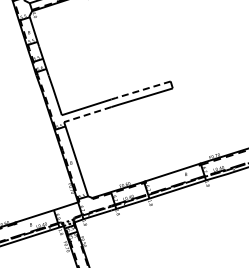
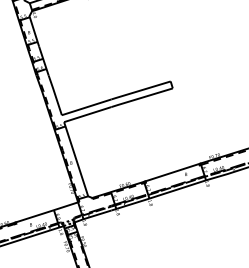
line: dashed -> solid (140, 90)
line: dashed -> solid (87, 114)
